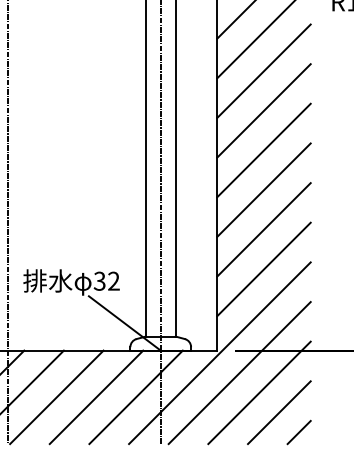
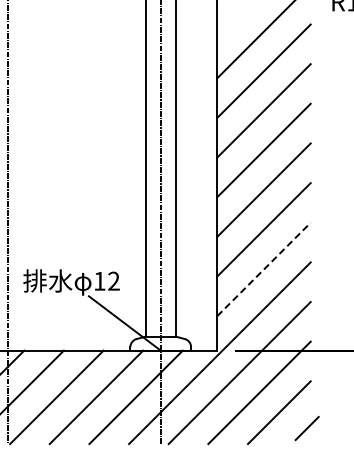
line: present -> none (235, 20)
line: solid -> dashed (264, 269)
text: 32 -> 12 (99, 280)
line position: (298, 432) -> (306, 428) (306, 428)
